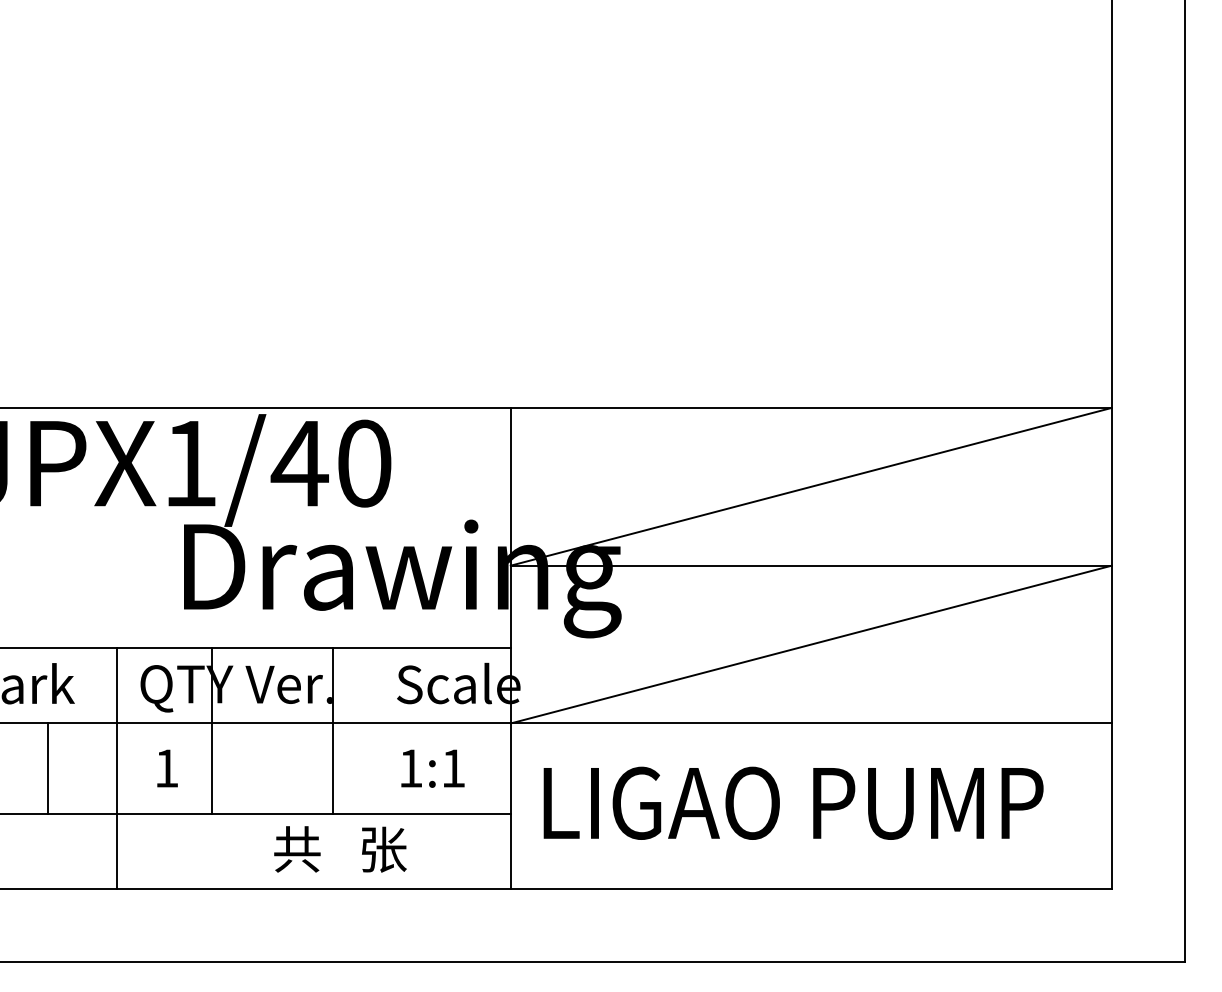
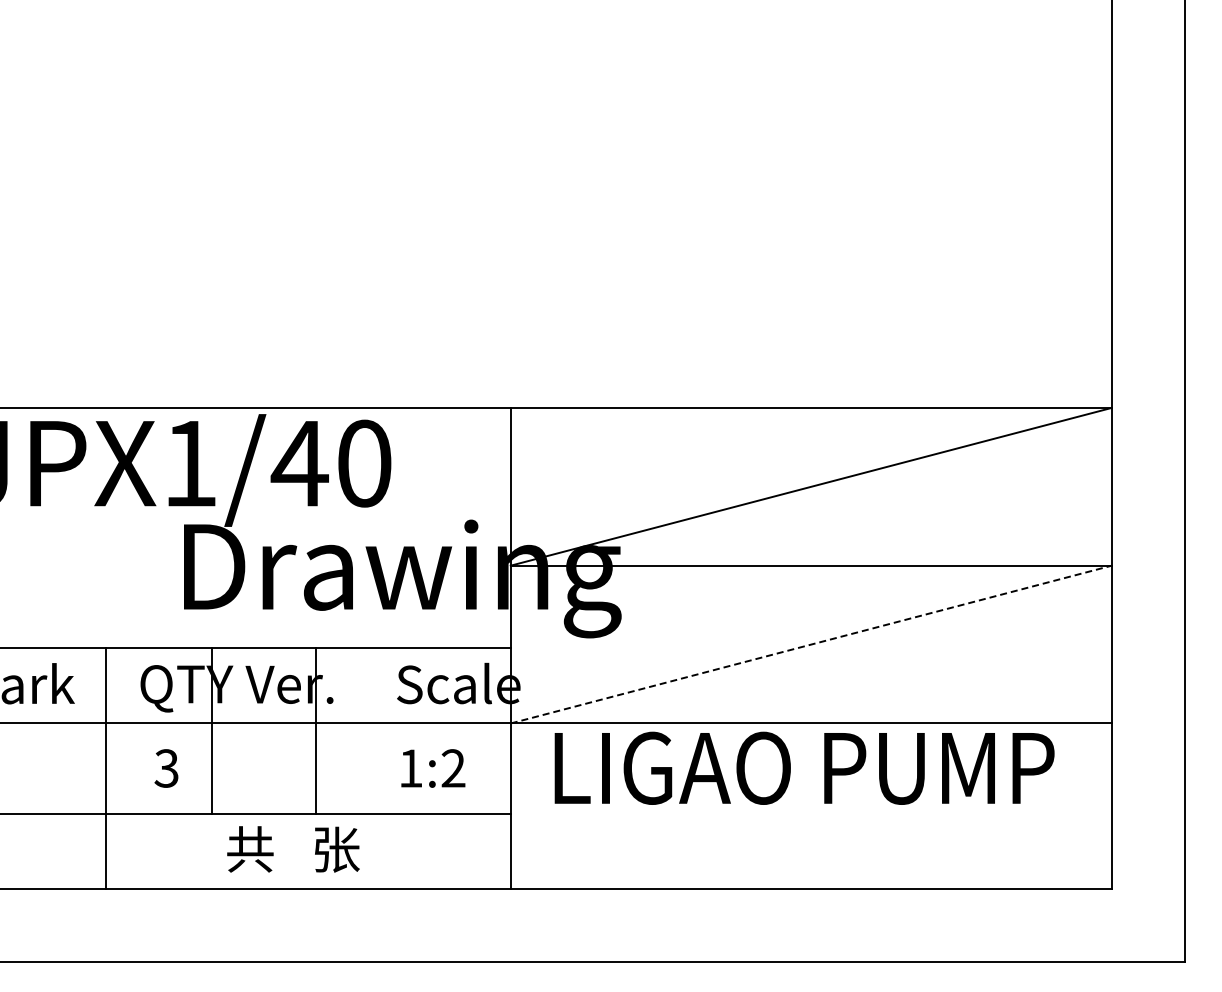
line: solid -> dashed (811, 644)
line position: (333, 730) -> (316, 730) (316, 730)
line: present -> none (47, 768)
line position: (116, 768) -> (105, 768) (105, 768)
text: 1 -> 3 (166, 768)
text: 1:1 -> 1:2 (453, 768)
text position: (793, 802) -> (804, 767) (804, 767)
text position: (340, 849) -> (293, 849) (293, 849)
